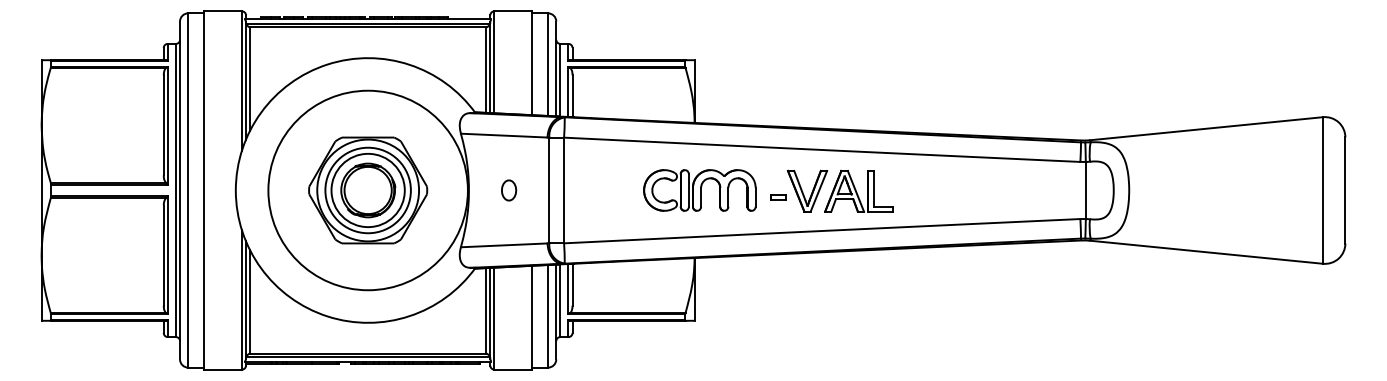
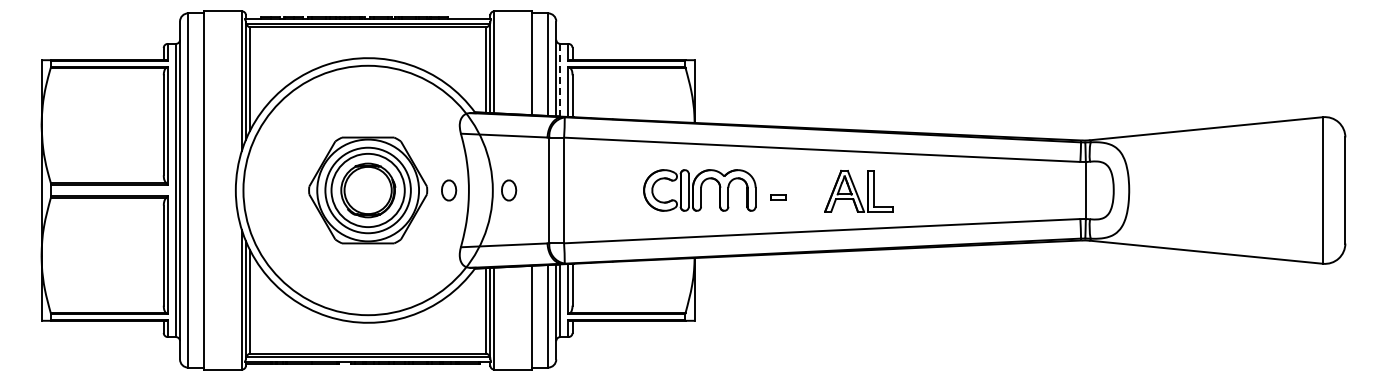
line: solid -> dashed (560, 80)
circle diameter: 200 px -> 249 px (367, 190)
part: none -> present (449, 190)
part: present -> none (807, 190)
